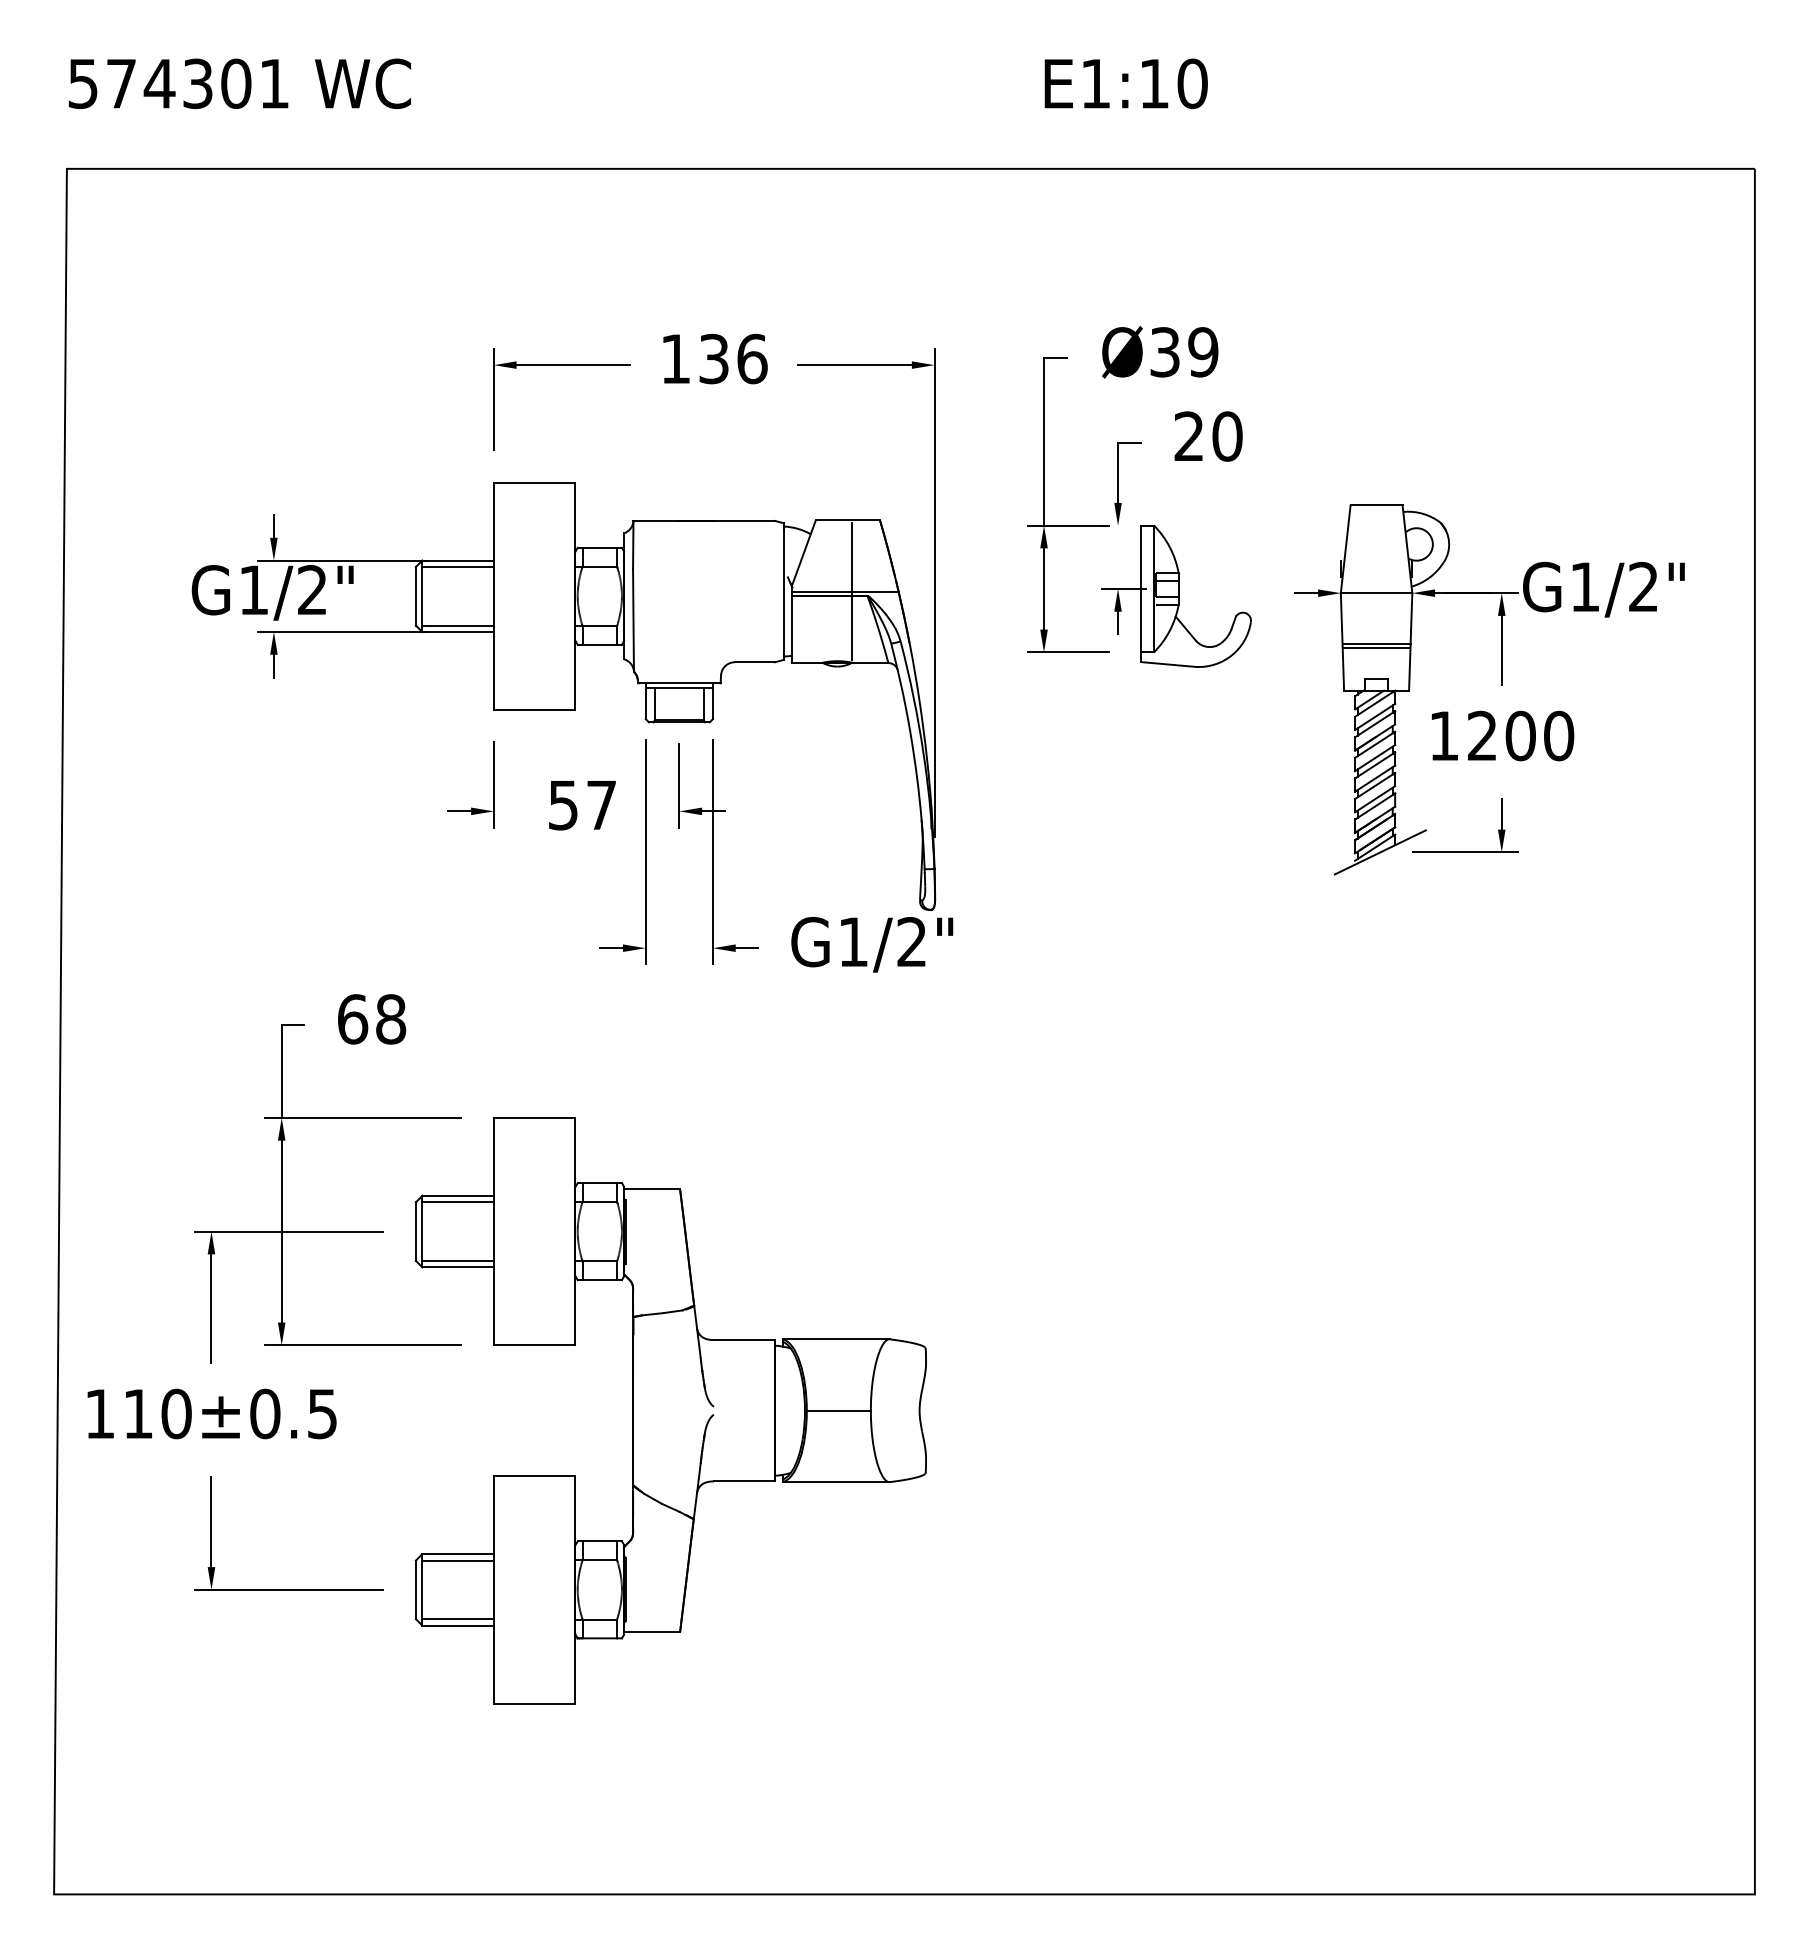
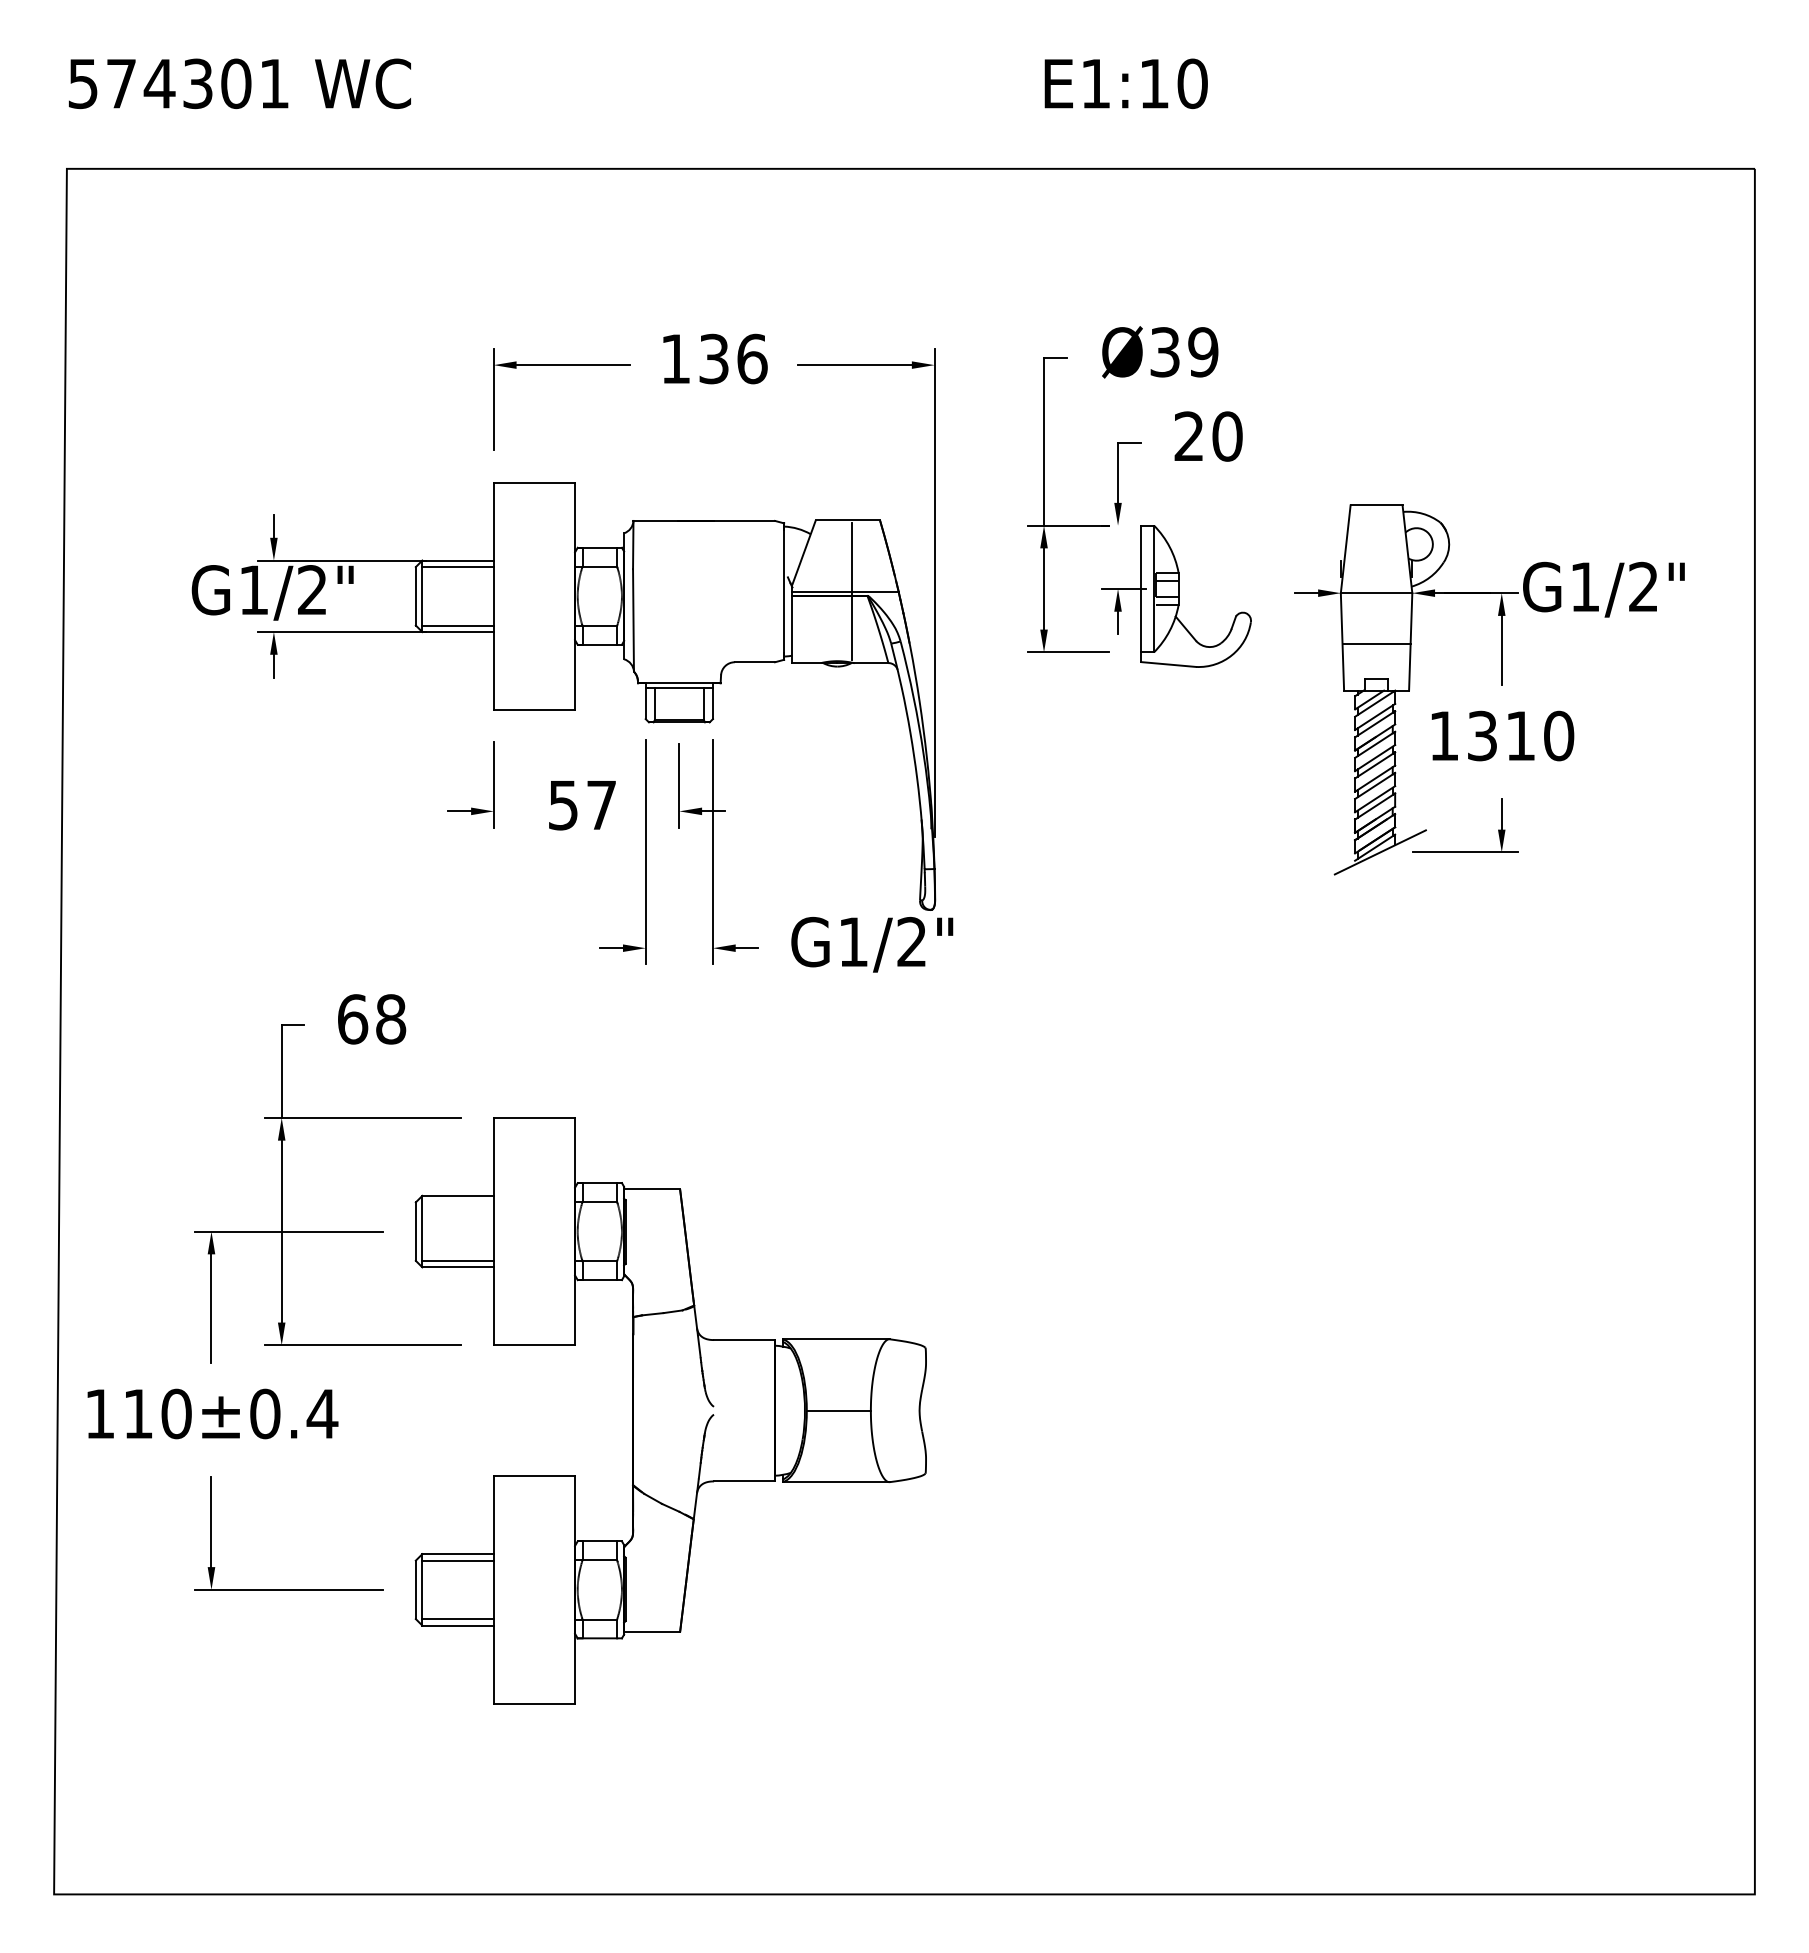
line: present -> none (1376, 648)
text: 1200 -> 1310 (1501, 735)
line: present -> none (457, 1202)
text: 110±0.5 -> 110±0.4 (322, 1414)
